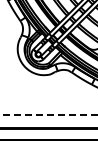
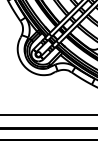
line: dashed -> solid (49, 115)
